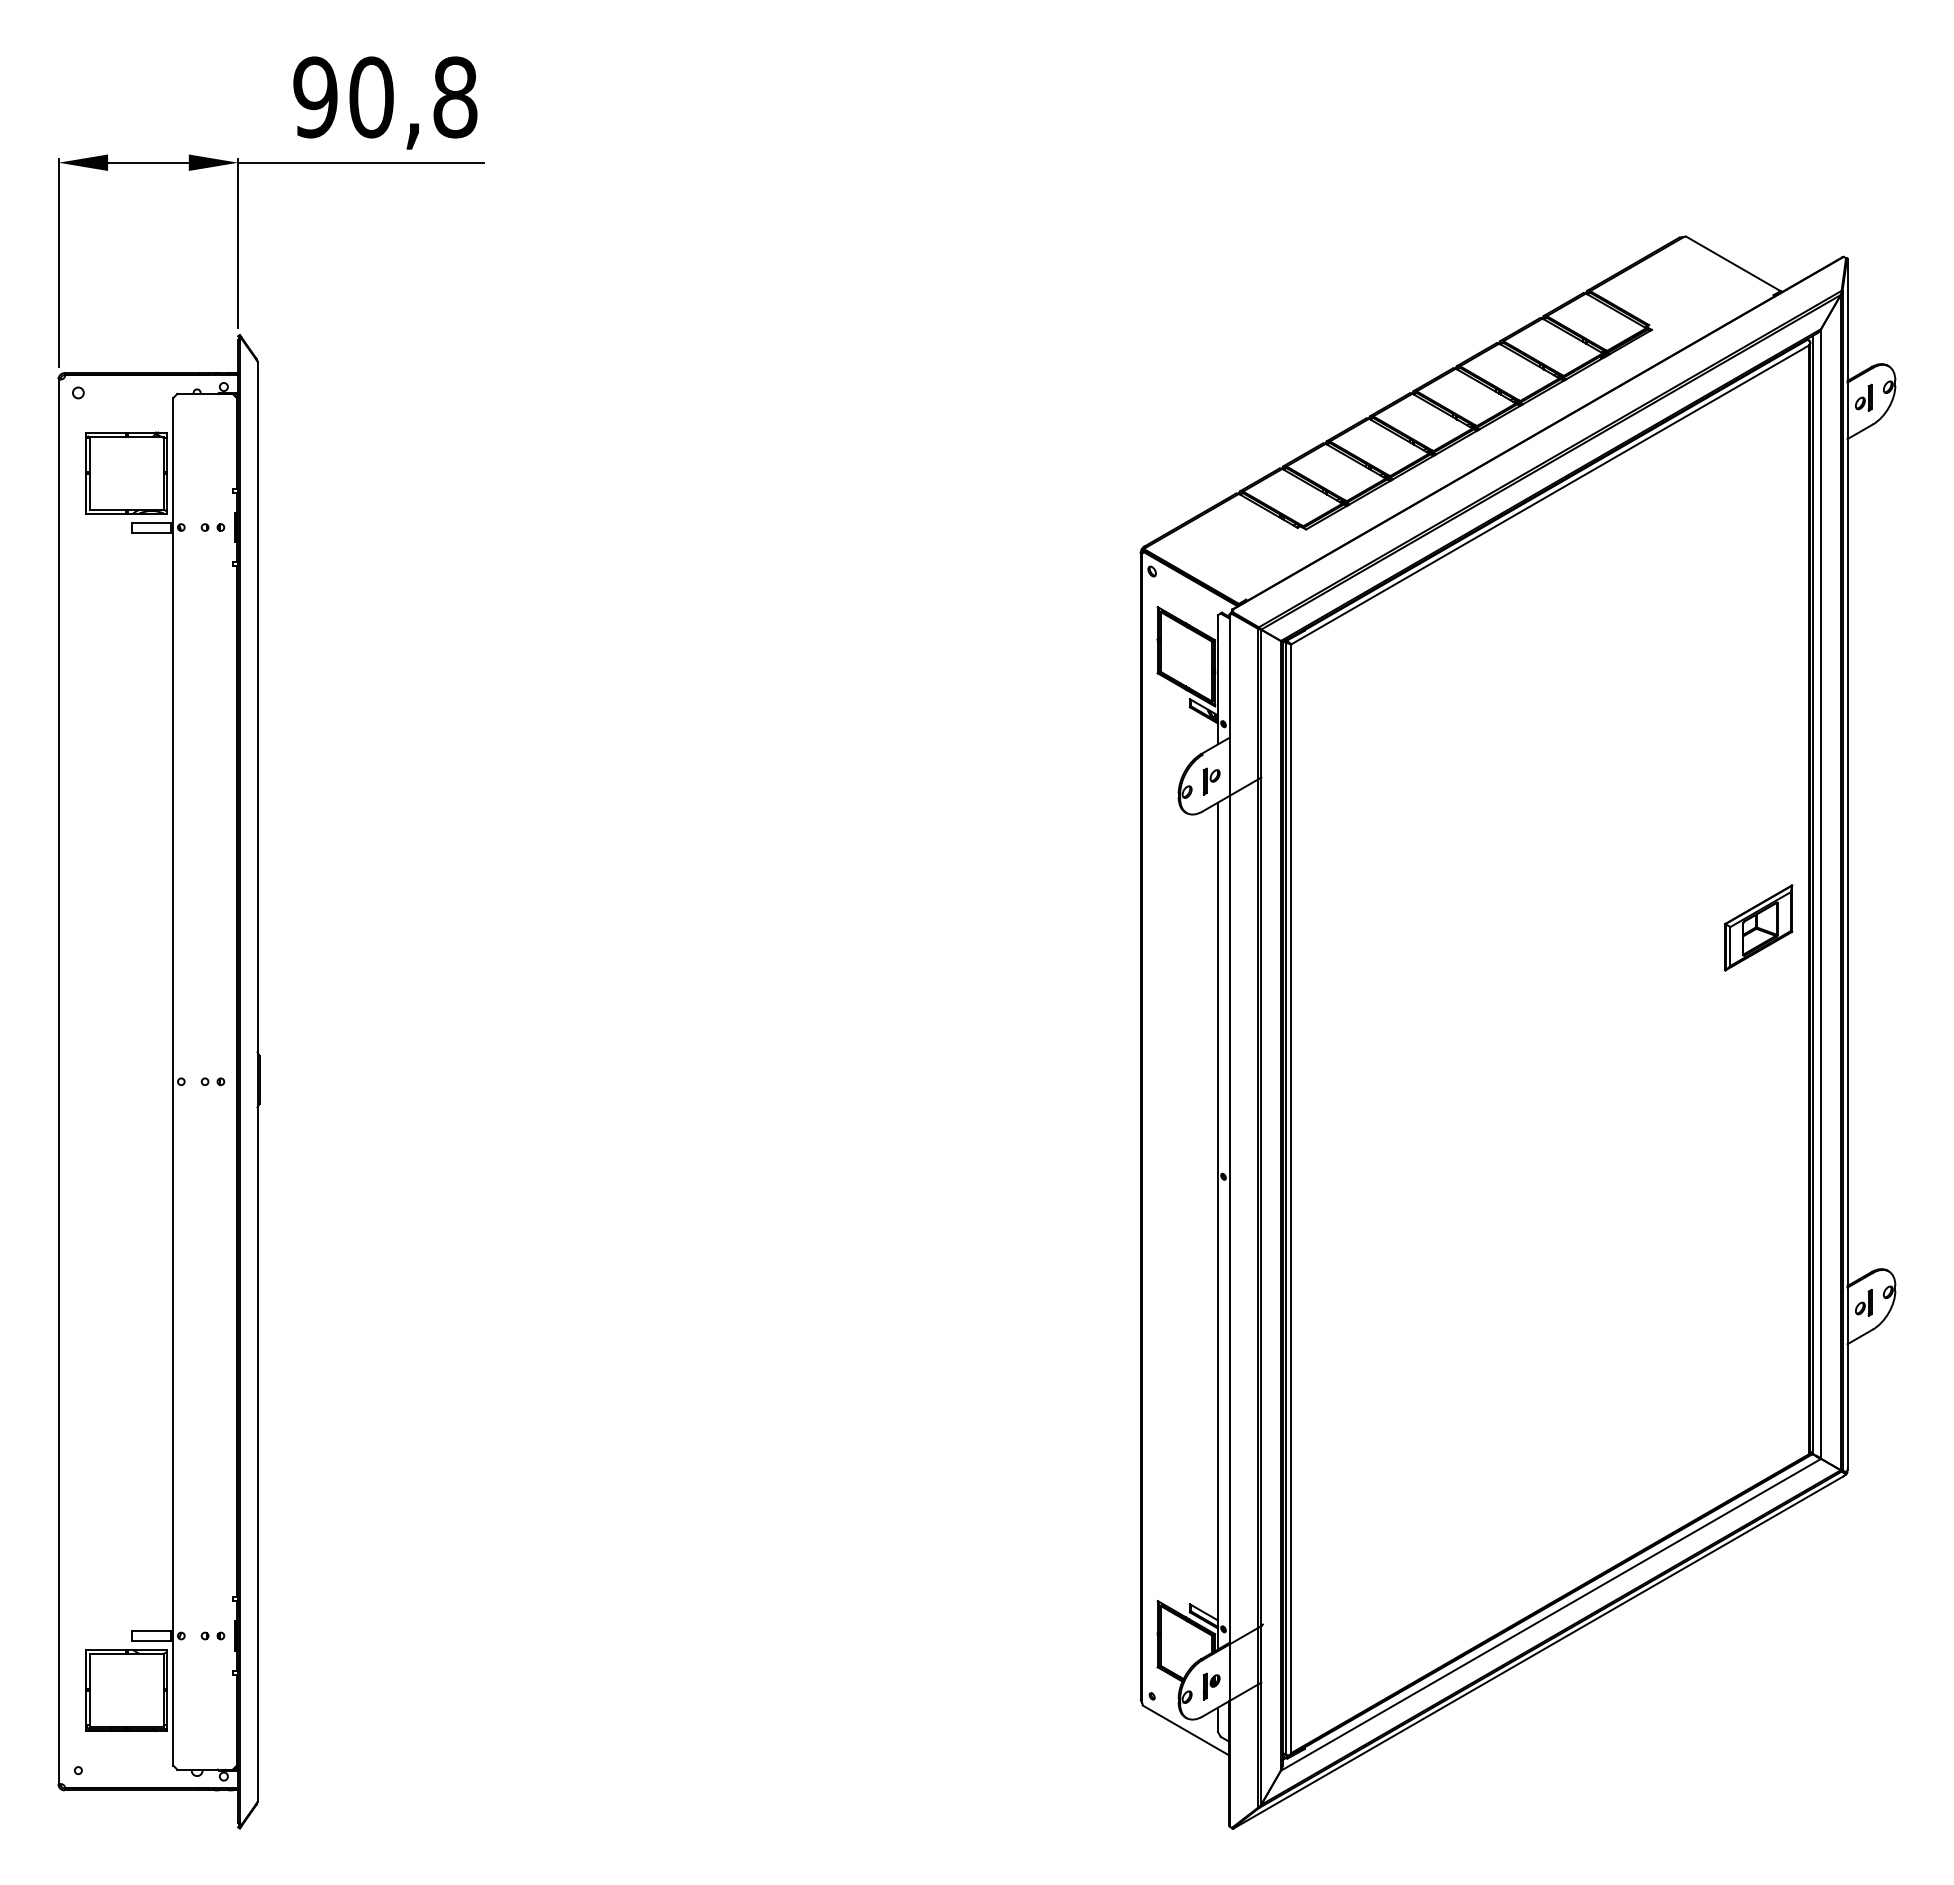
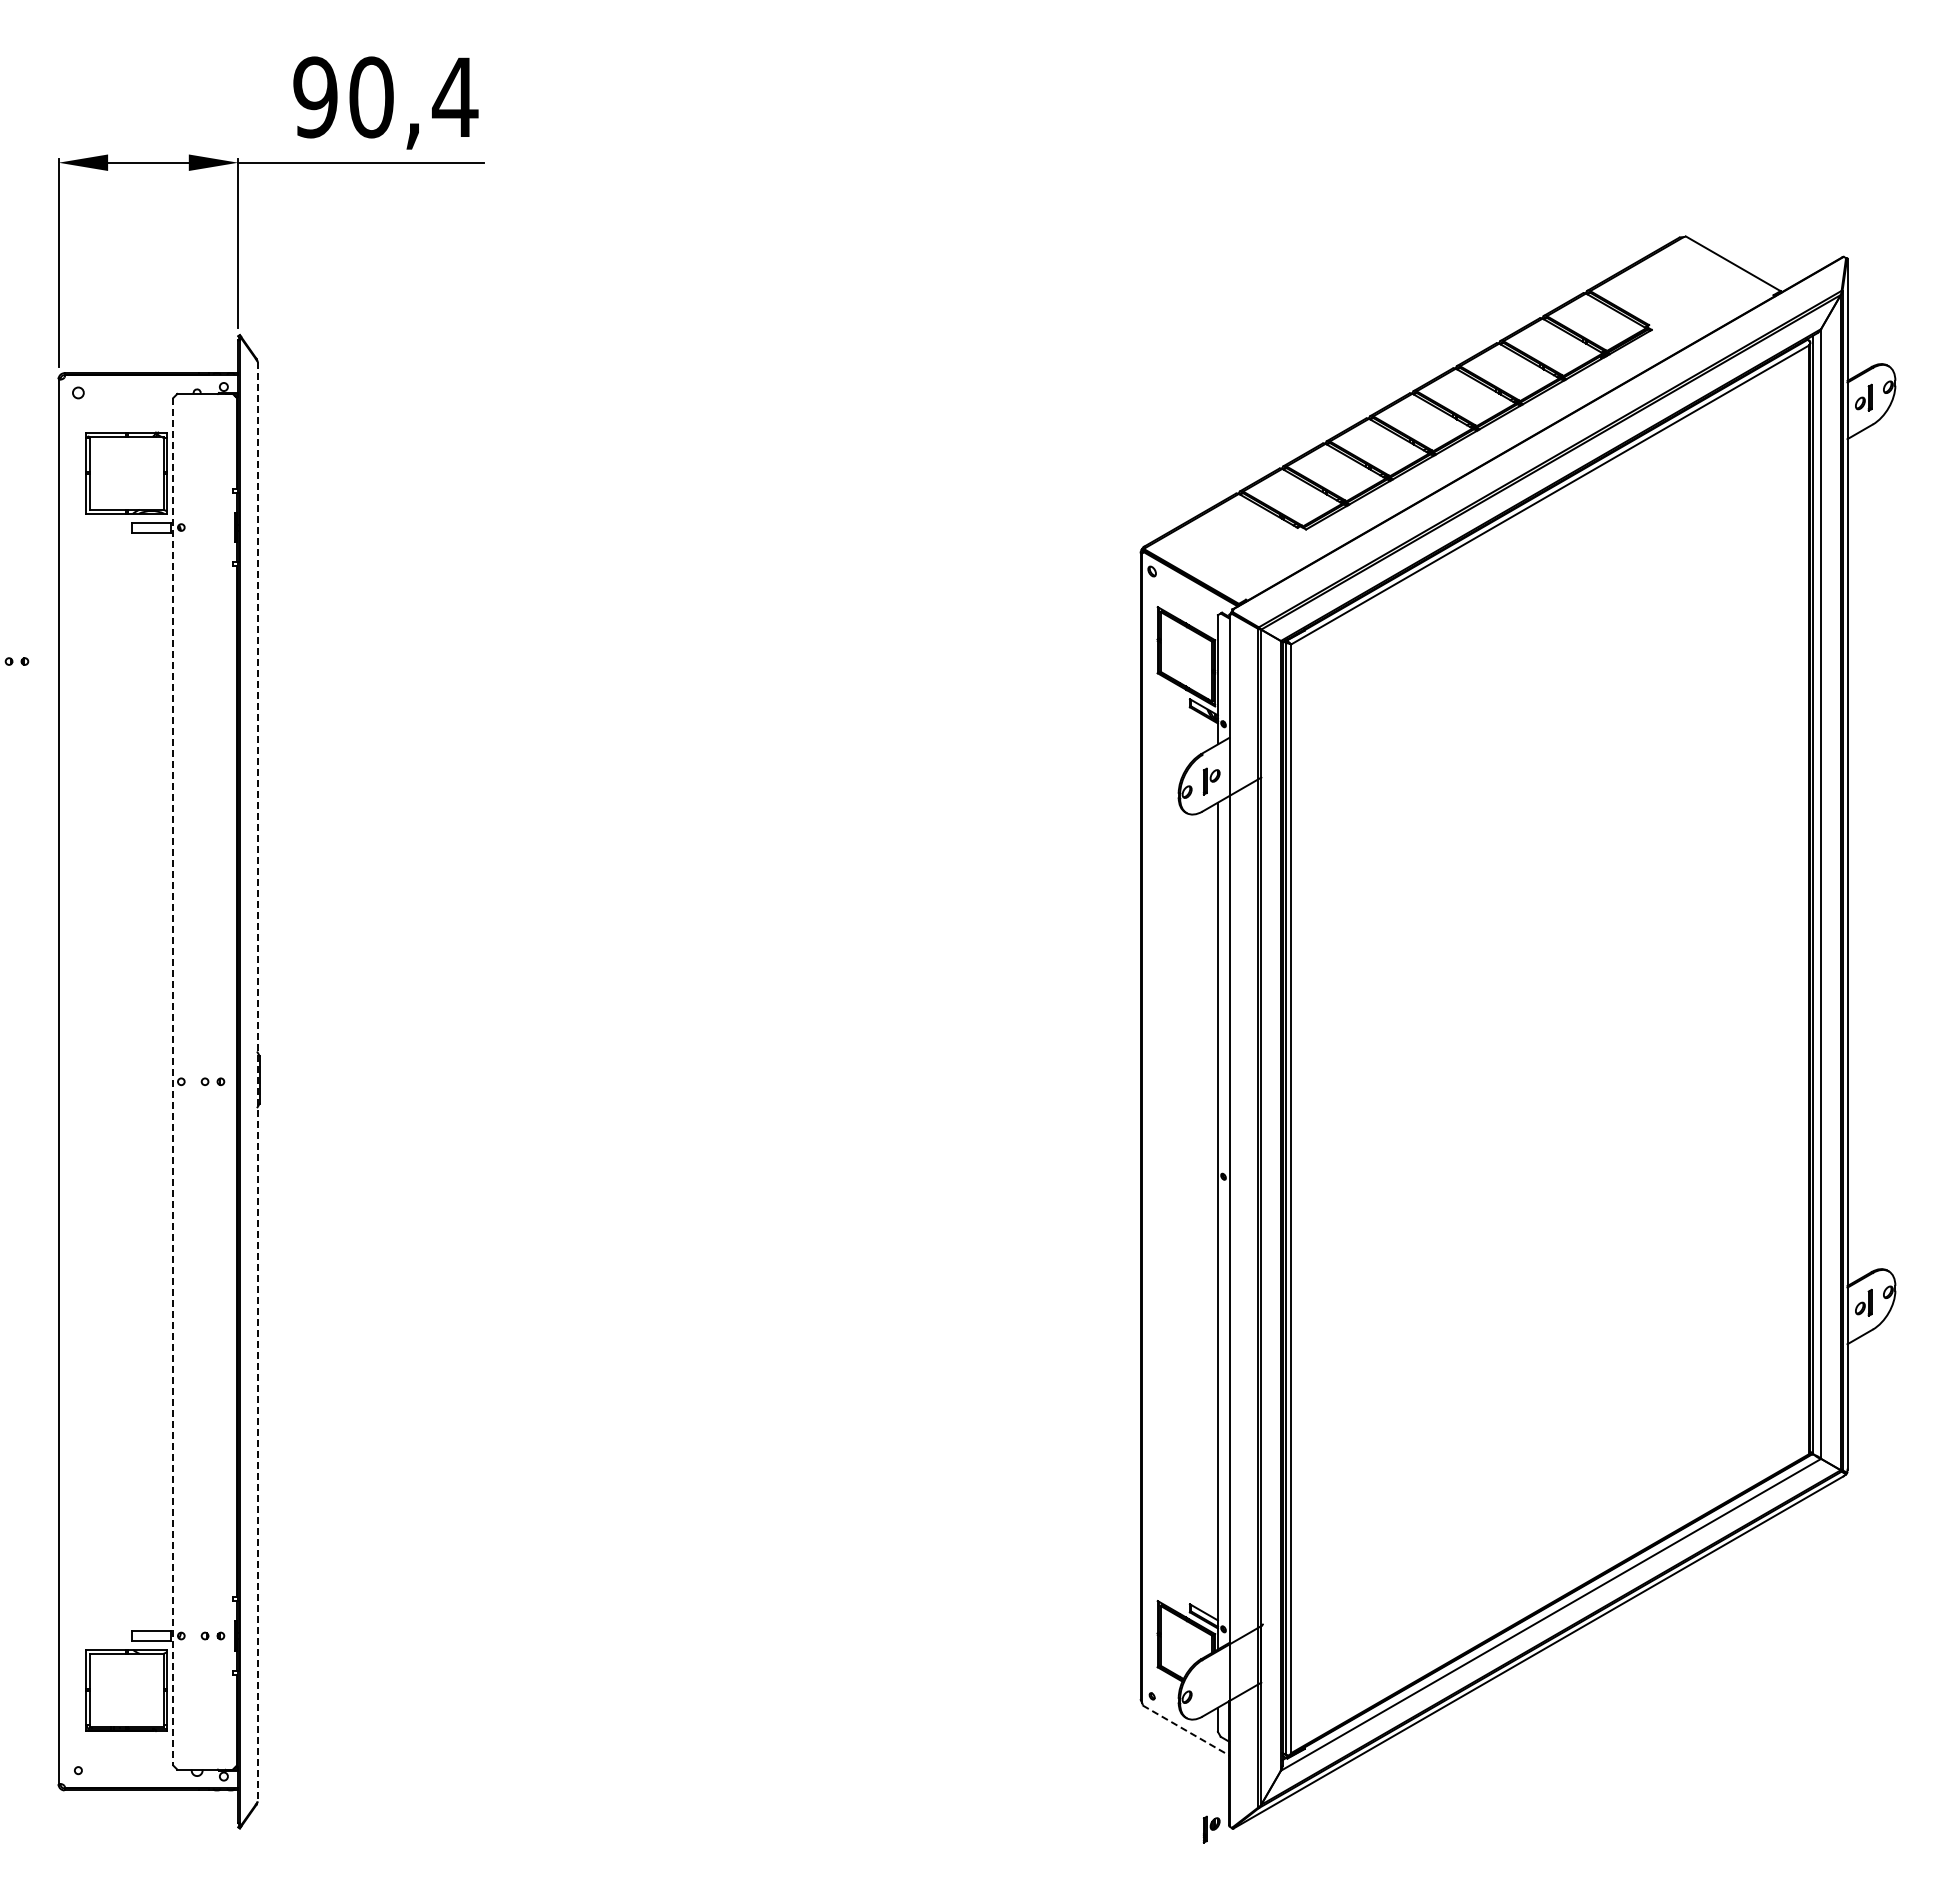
text: 90,8 -> 90,4 (454, 97)
part position: (212, 527) -> (16, 661) (16, 661)
part: present -> none (1758, 927)
line: solid -> dashed (173, 1081)
line: solid -> dashed (257, 1081)
part position: (1211, 1686) -> (1211, 1829) (1211, 1829)
line: solid -> dashed (1185, 1730)
